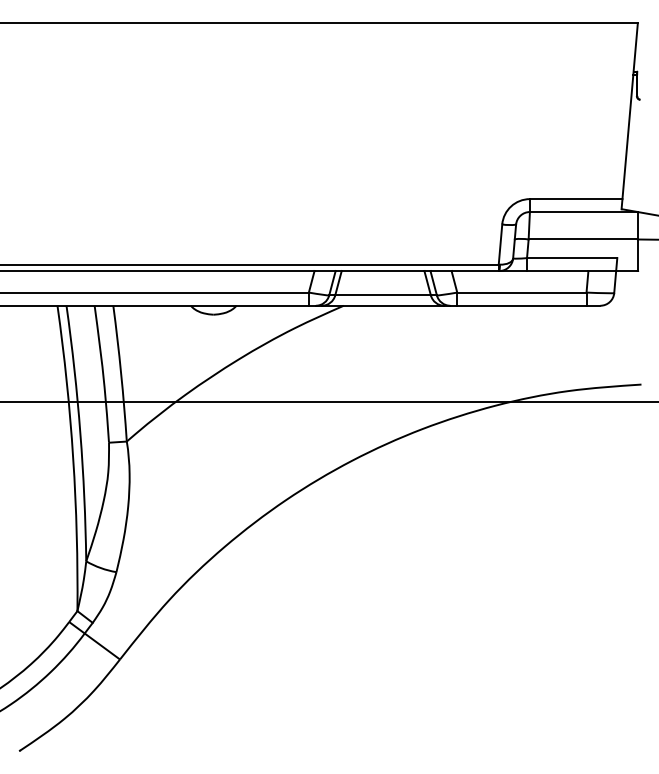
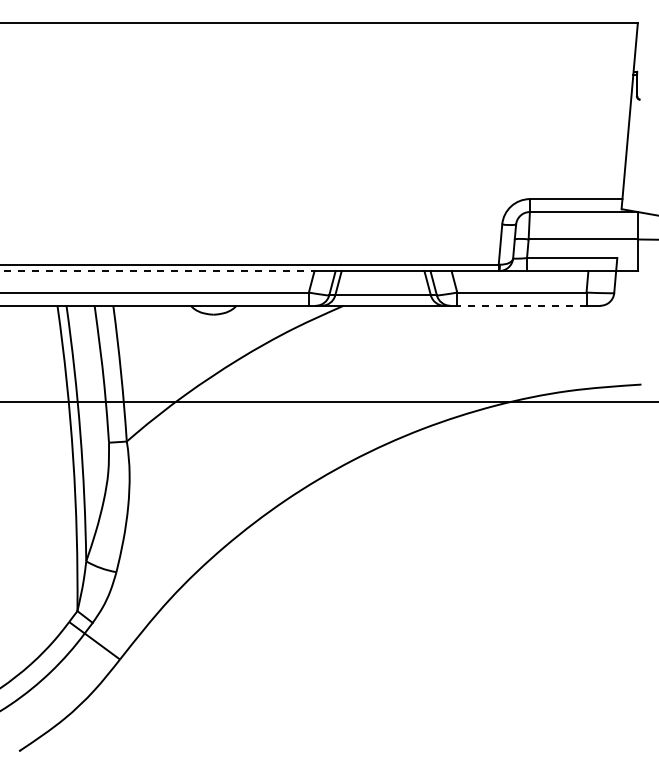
line: solid -> dashed (157, 271)
line: solid -> dashed (521, 305)
